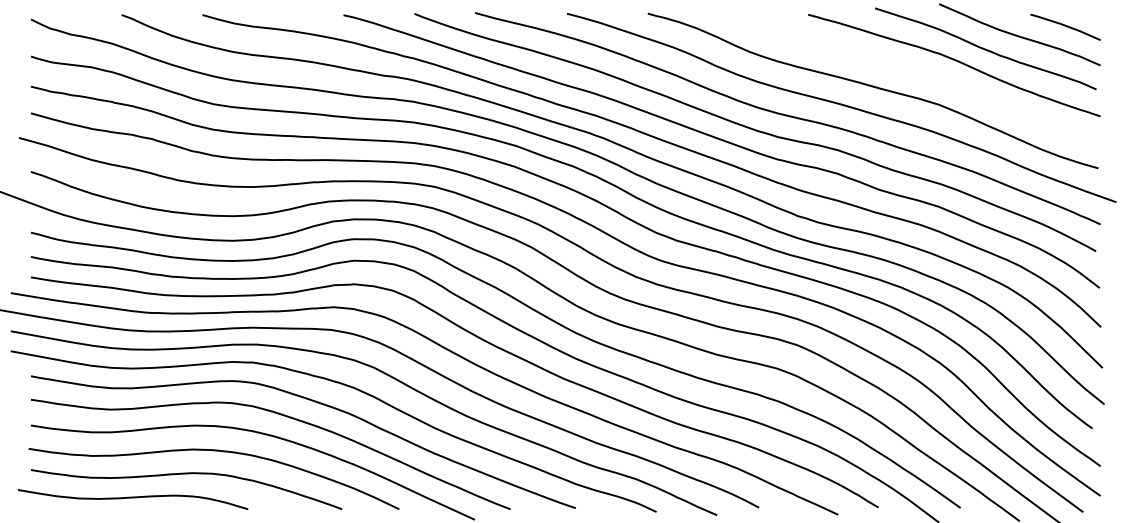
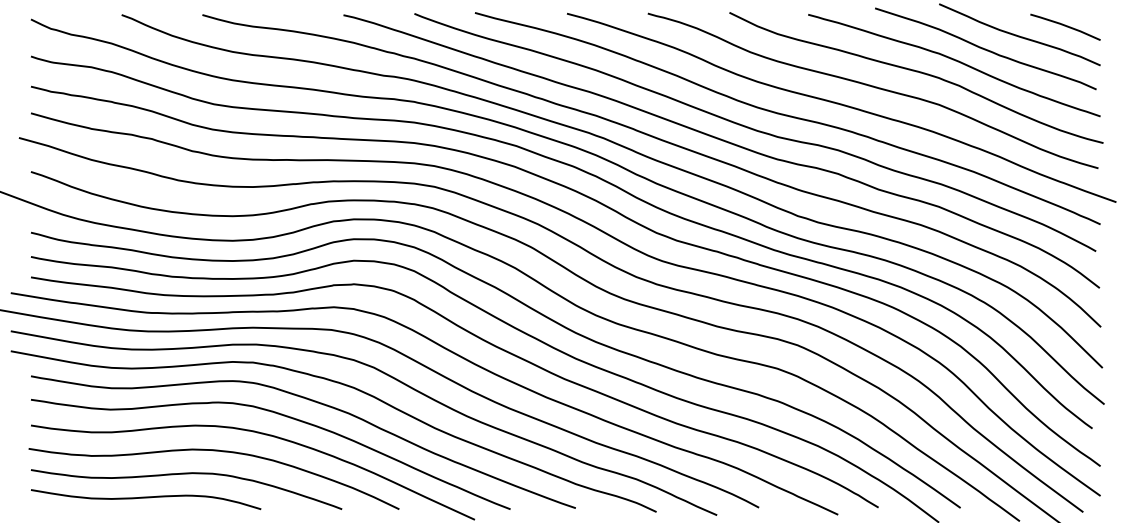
curve: none -> present (916, 72)
curve position: (133, 498) -> (146, 498) (146, 498)
